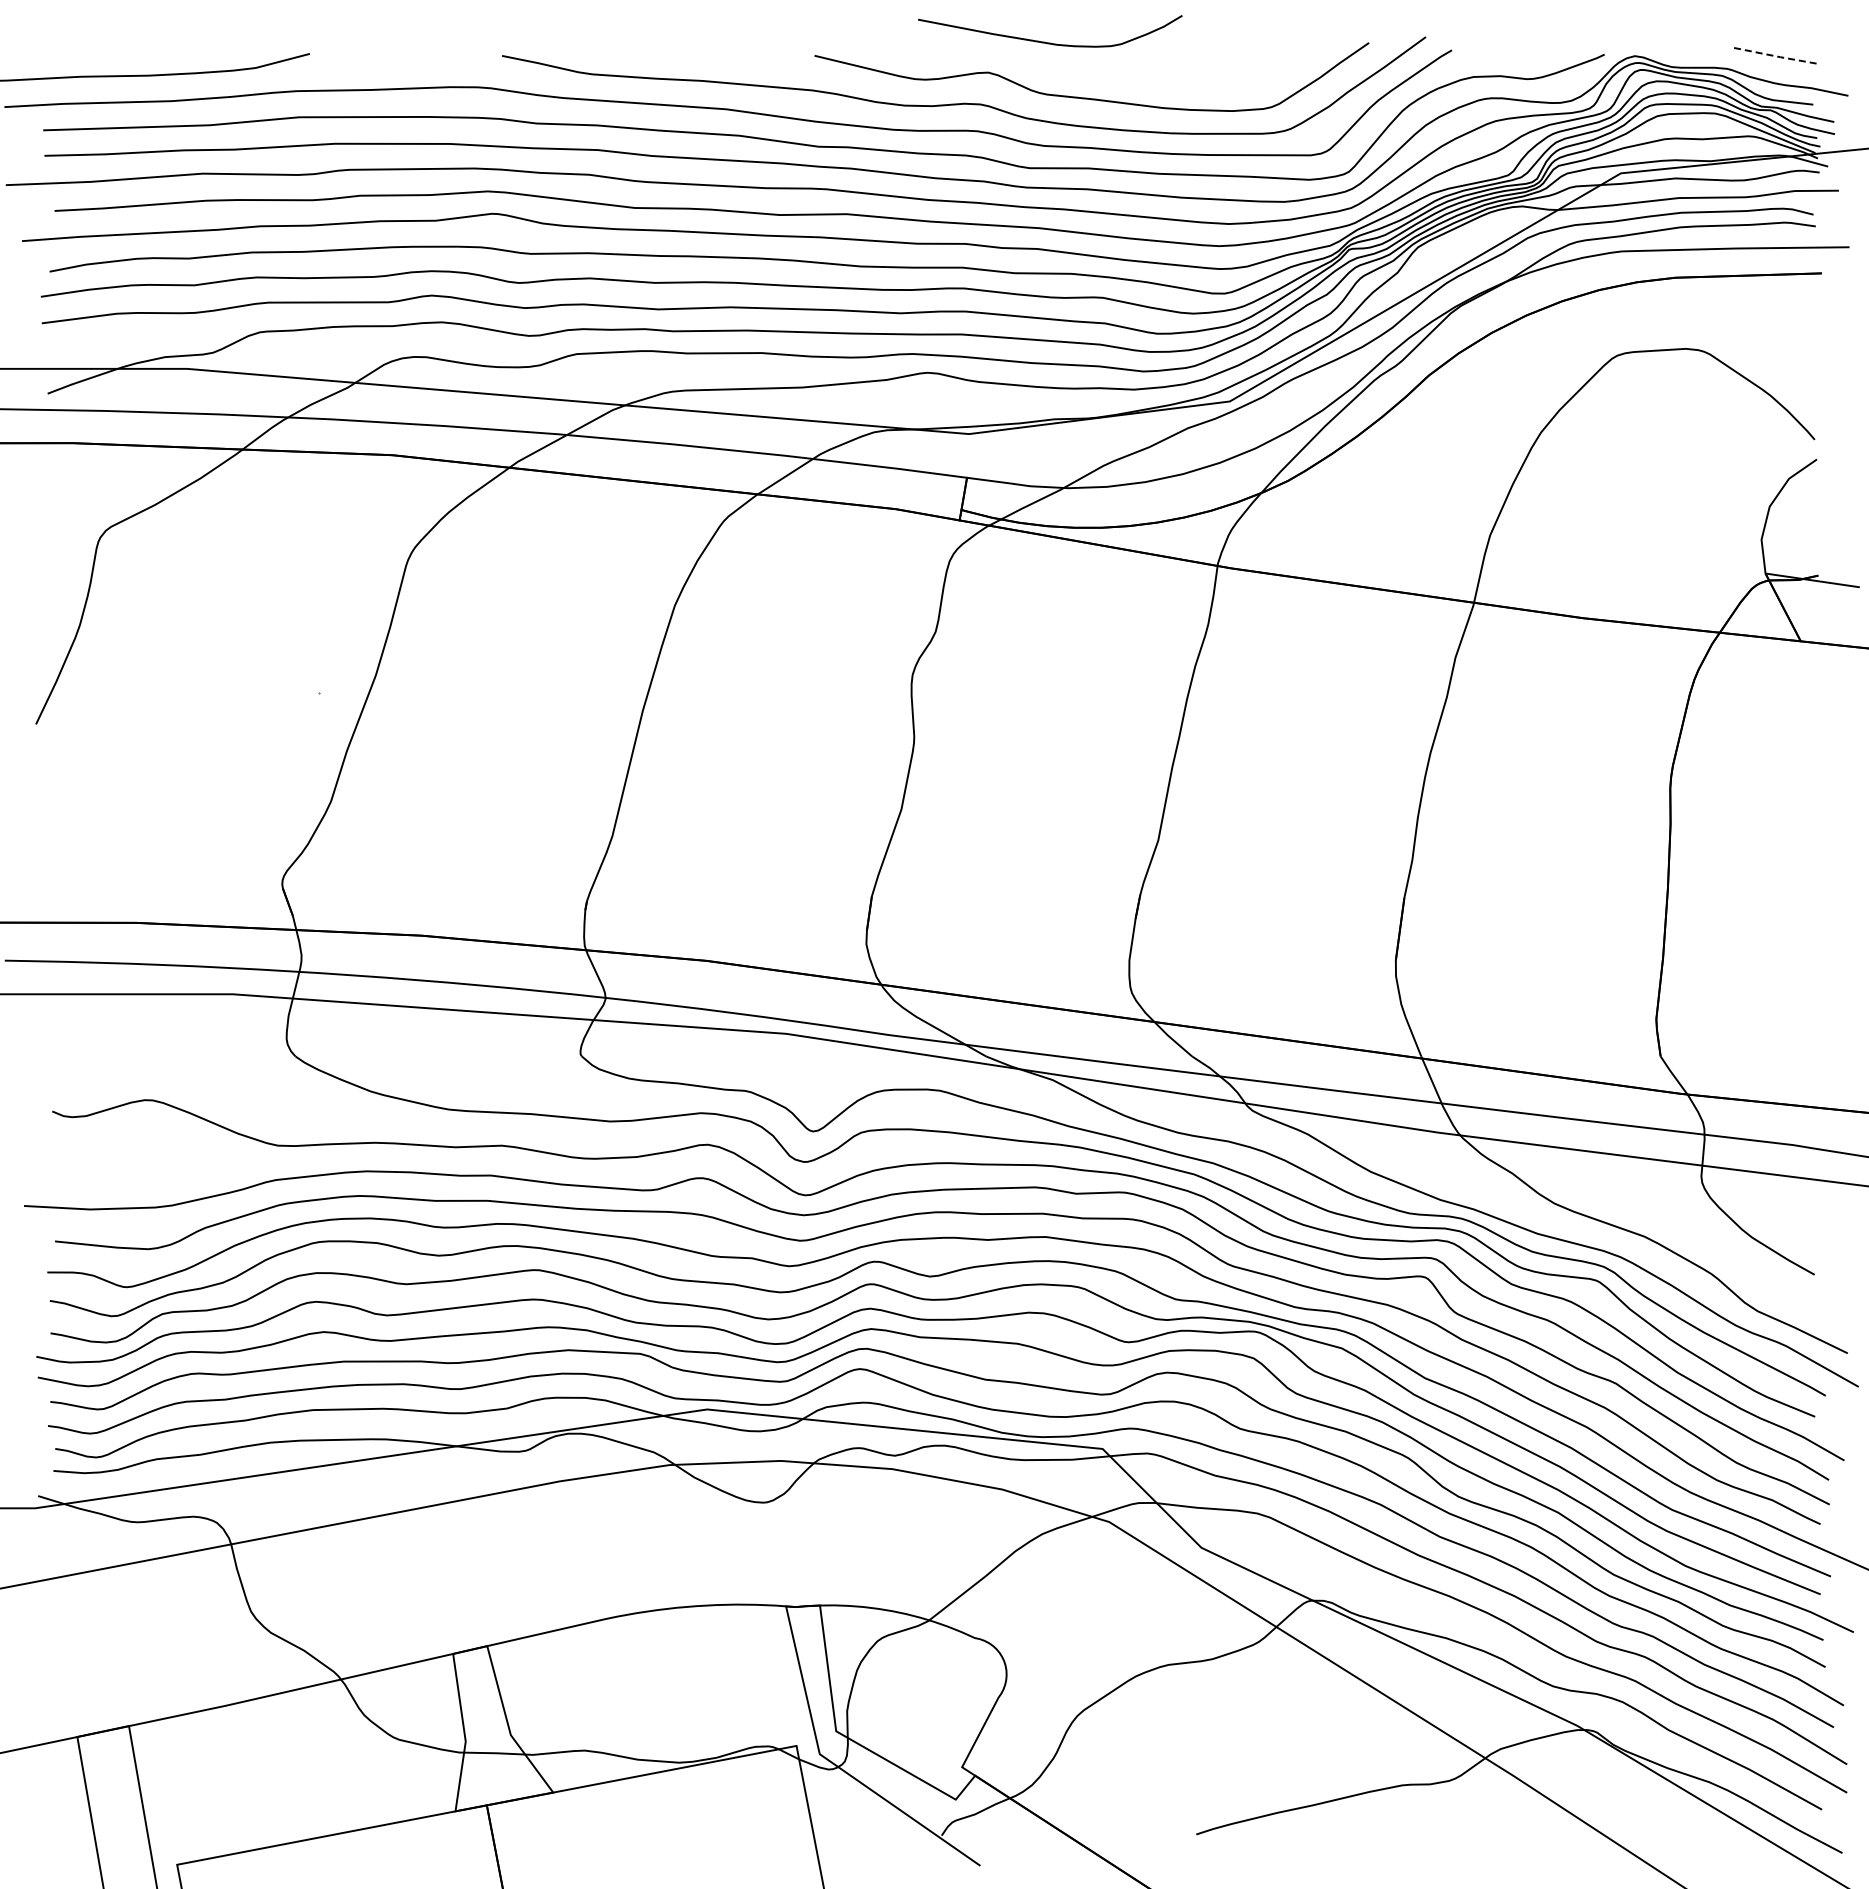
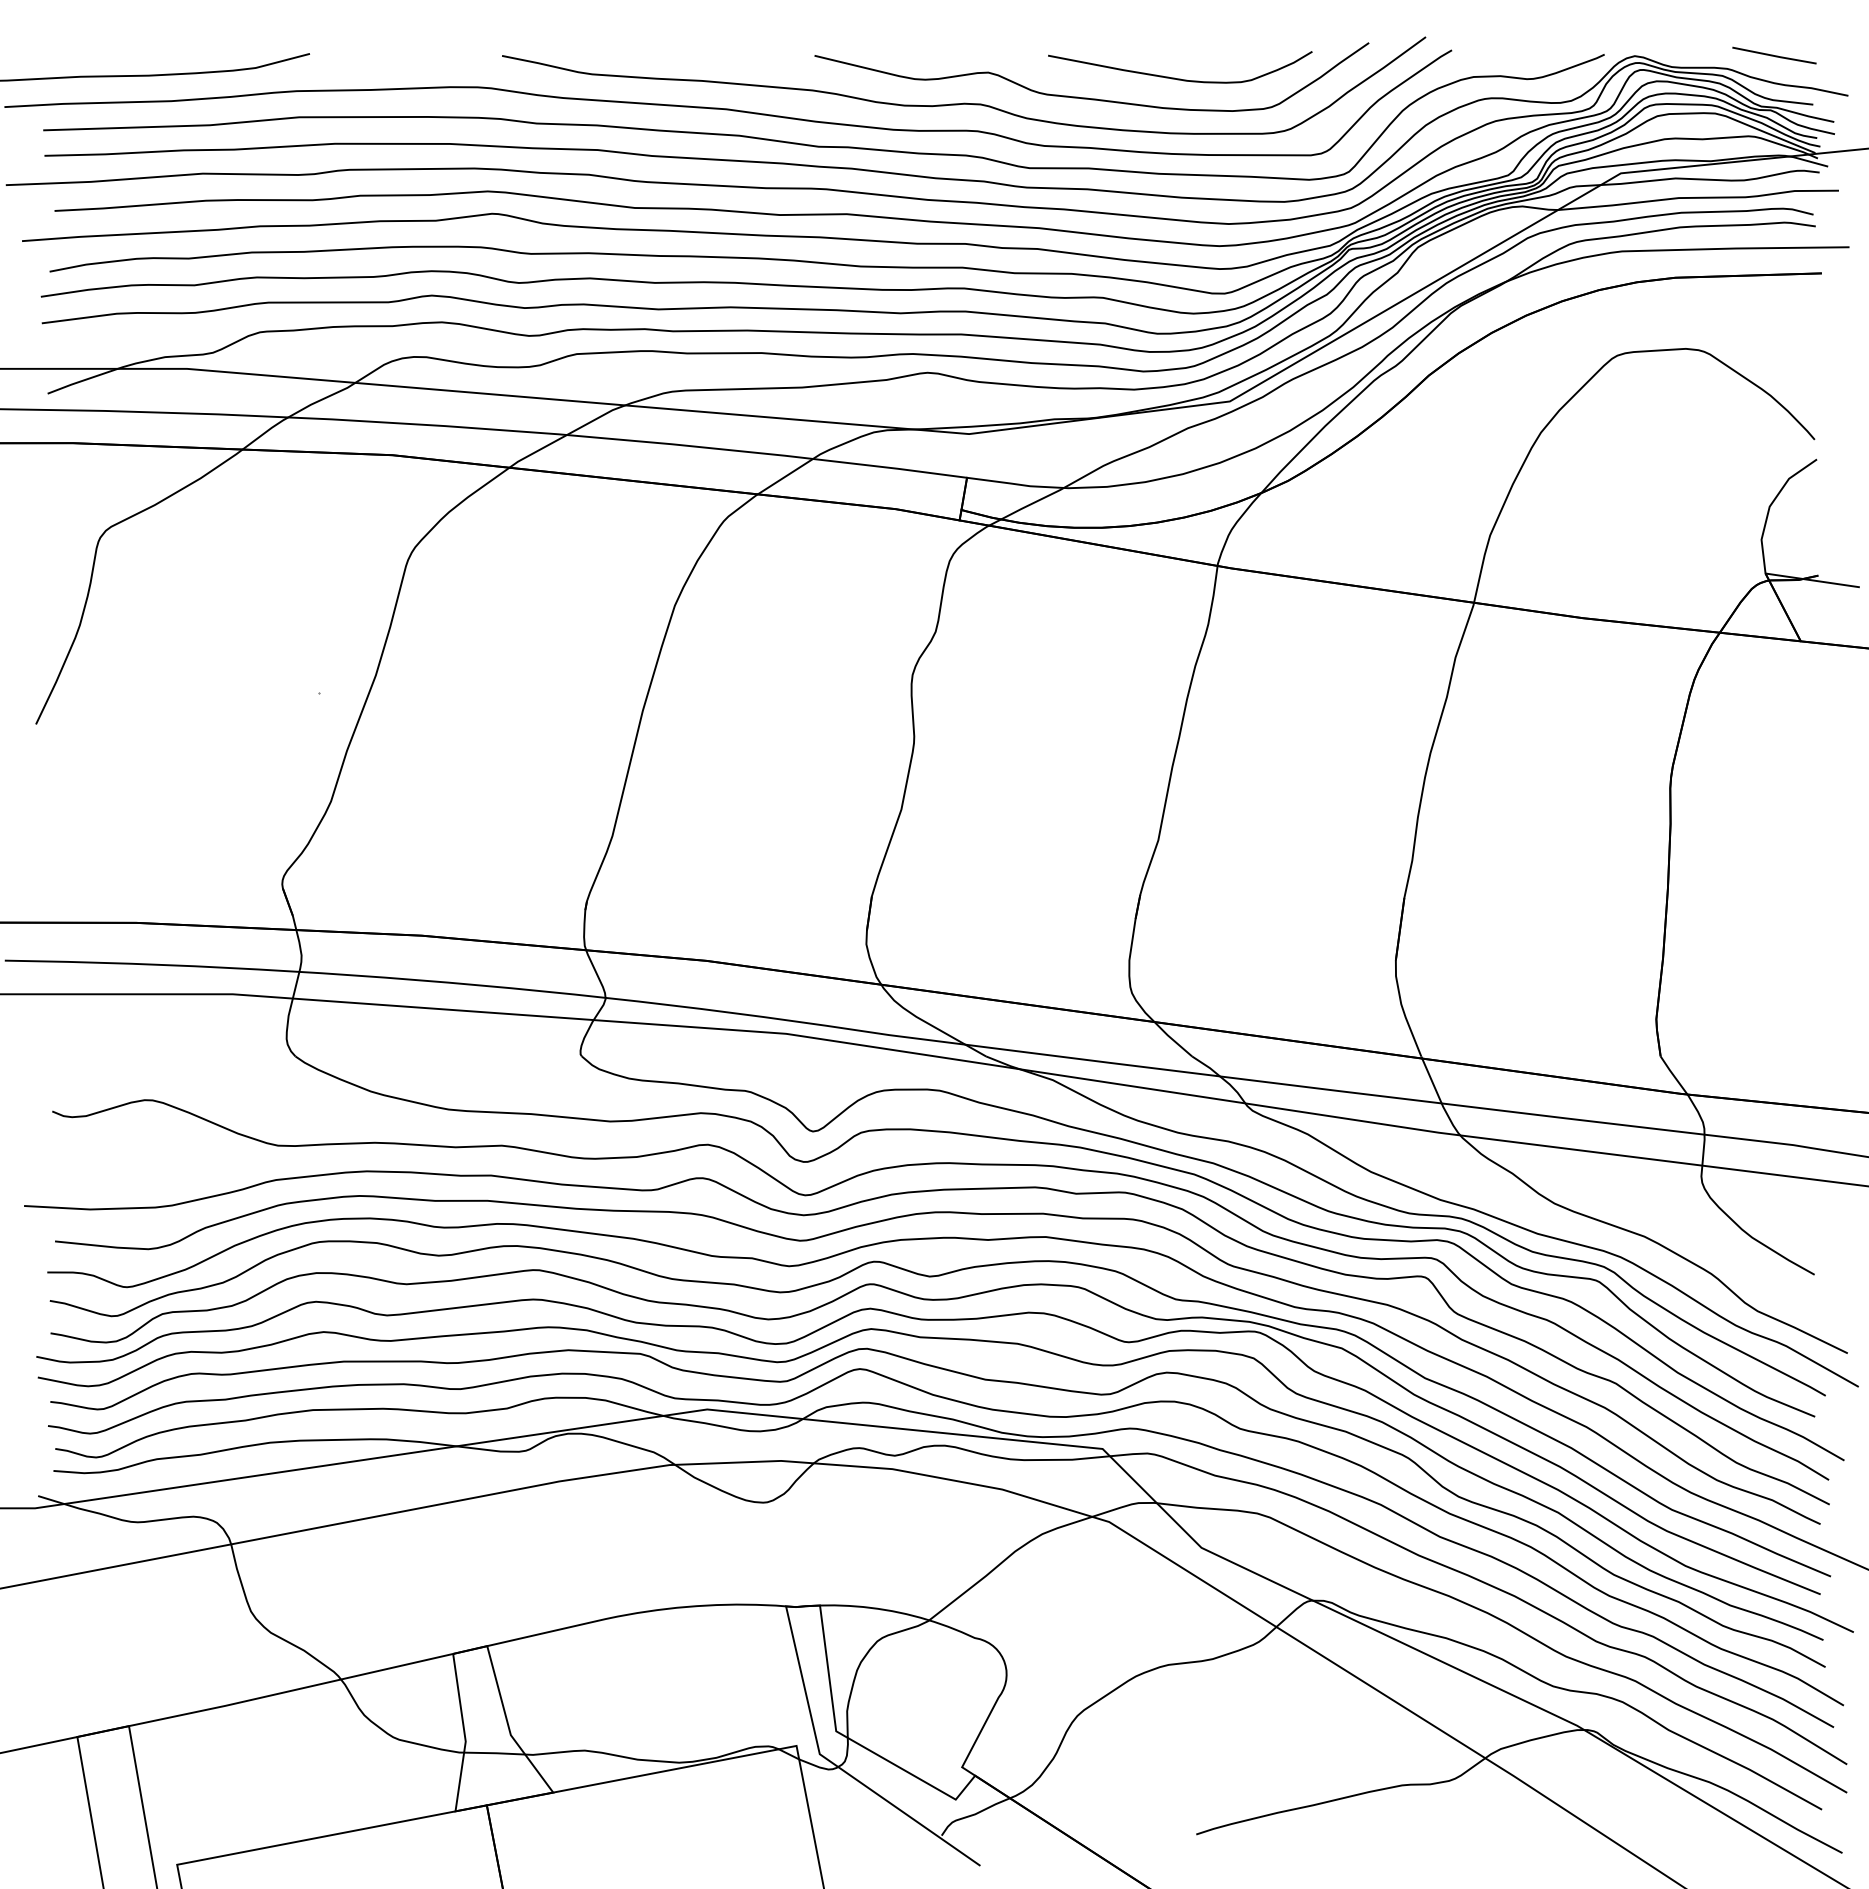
curve position: (1050, 42) -> (1180, 78) (1180, 78)
line: dashed -> solid (1774, 56)
